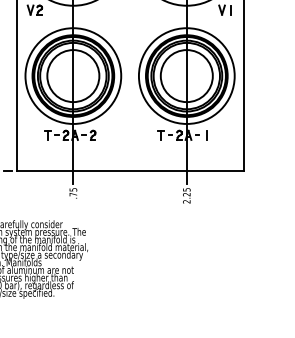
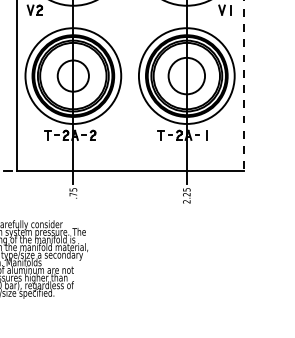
circle diameter: 52 px -> 31 px (72, 75)
circle diameter: 52 px -> 36 px (186, 75)
line: solid -> dashed (243, 85)
